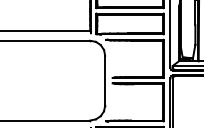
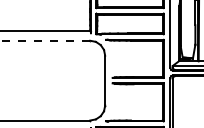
line: solid -> dashed (45, 40)
